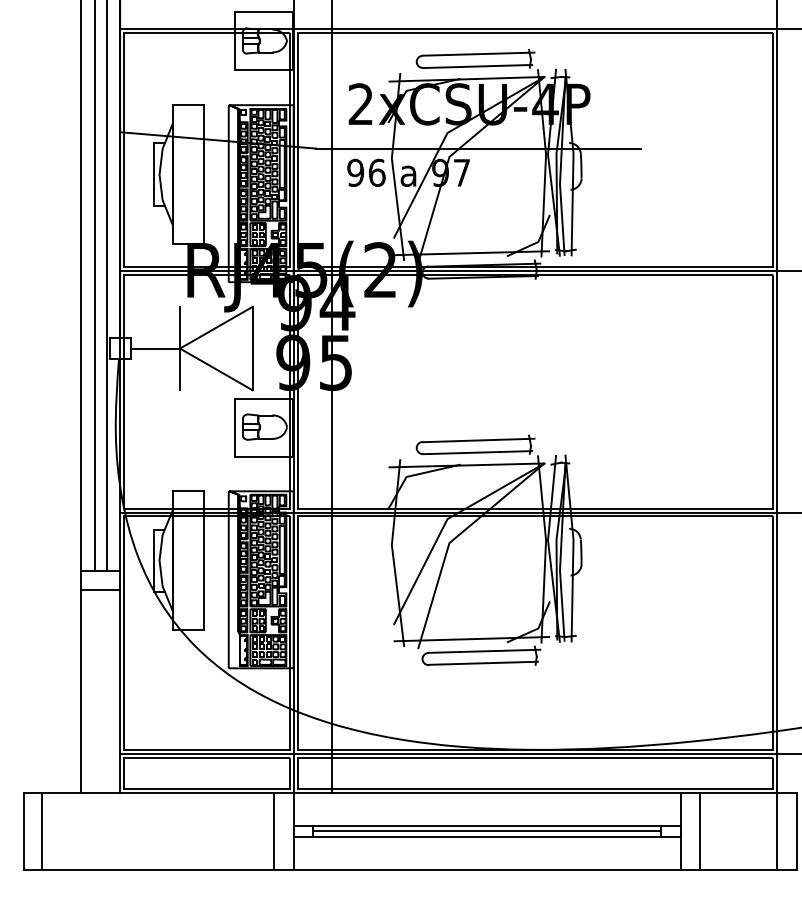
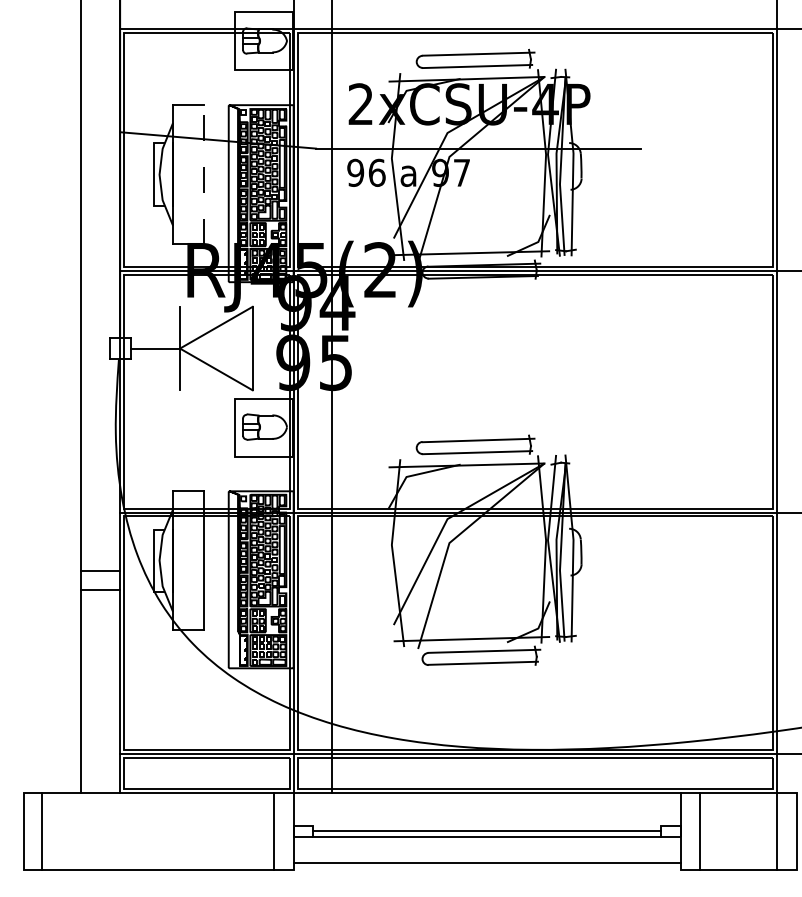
line: solid -> dashed (204, 174)
line: present -> none (95, 286)
line: present -> none (106, 286)
line: present -> none (486, 825)
line position: (487, 870) -> (487, 863) (487, 863)
